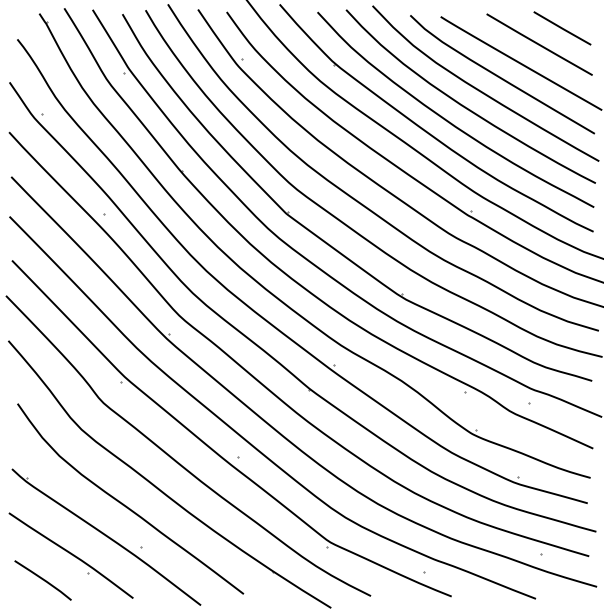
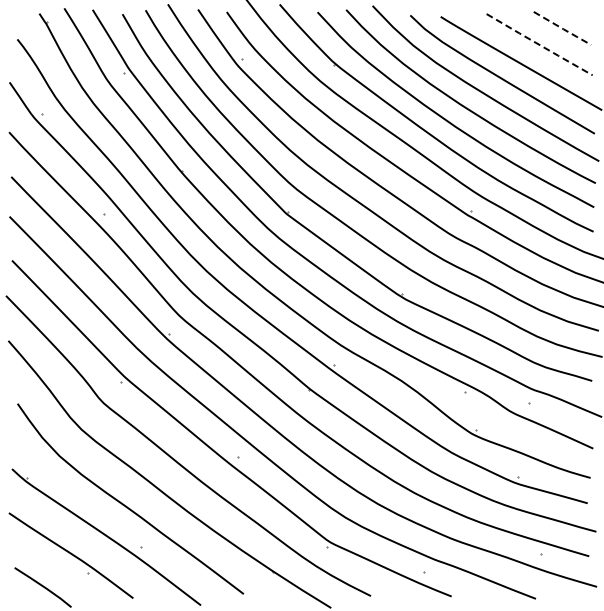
line: solid -> dashed (562, 28)
line: solid -> dashed (539, 44)
line position: (42, 580) -> (42, 587) (42, 587)
